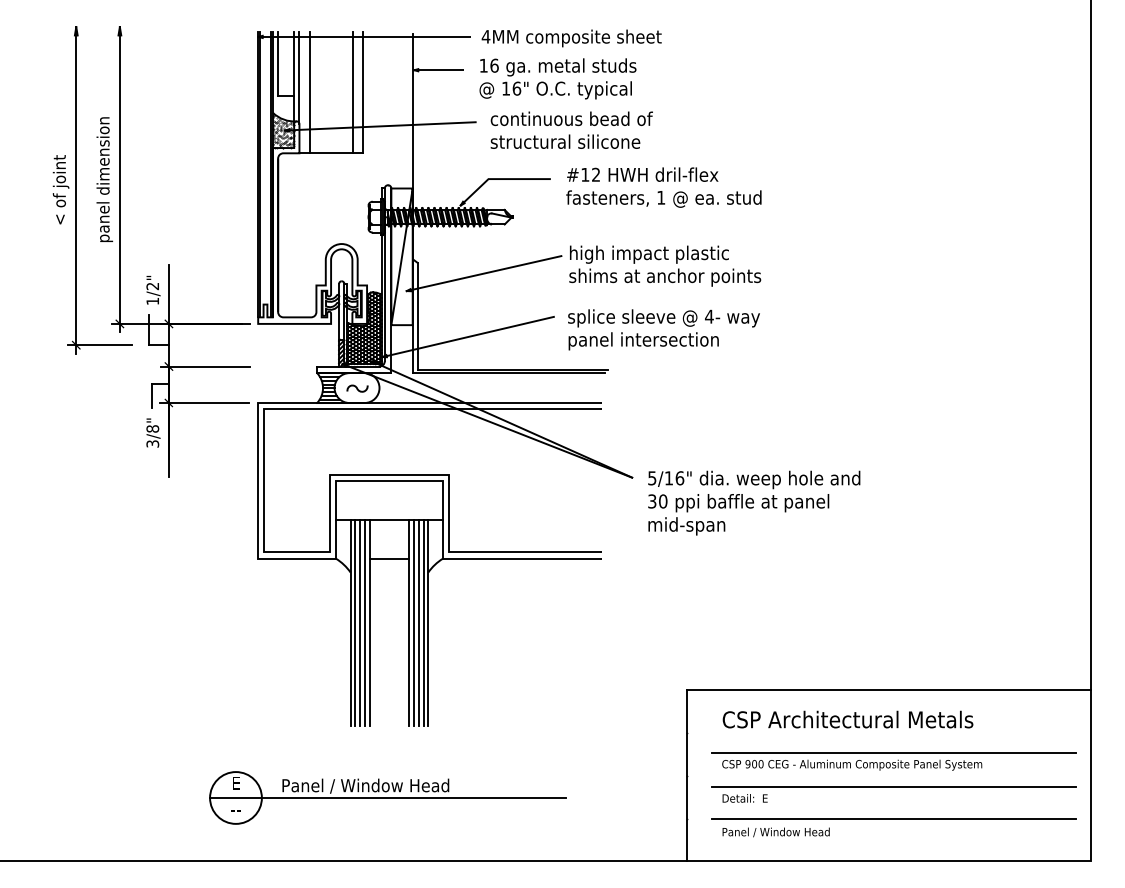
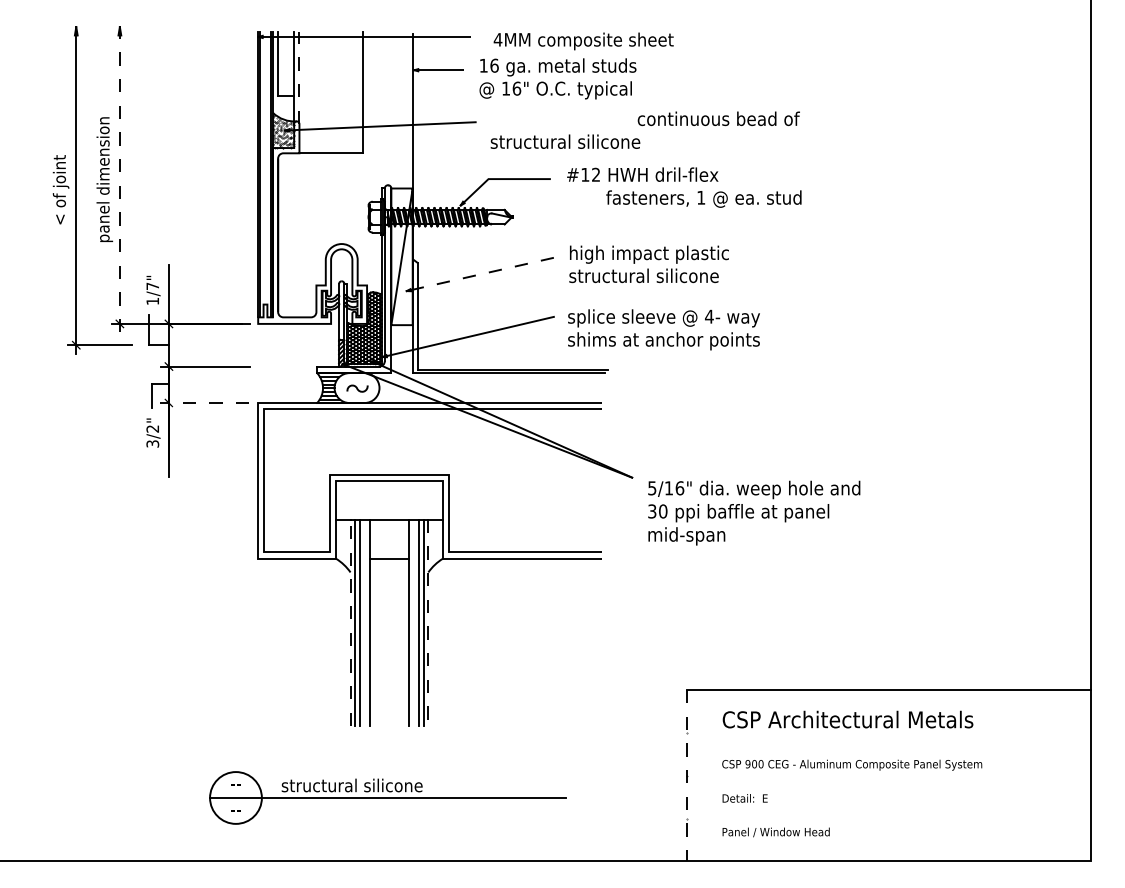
text position: (571, 38) -> (583, 41) (583, 41)
line: solid -> dashed (299, 77)
line: present -> none (310, 92)
line: present -> none (352, 92)
text position: (571, 118) -> (718, 118) (718, 118)
line: solid -> dashed (119, 183)
text position: (663, 198) -> (703, 198) (703, 198)
line: solid -> dashed (486, 273)
text: shims at anchor points -> structural silicone (669, 277)
text: 1/2" -> 1/7" (152, 286)
text: panel intersection -> shims at anchor points (663, 341)
line: solid -> dashed (204, 403)
text: 3/8" -> 3/2" (152, 428)
text position: (754, 502) -> (754, 512) (754, 512)
line: solid -> dashed (350, 622)
line: present -> none (365, 622)
line: present -> none (413, 622)
line: solid -> dashed (428, 623)
line: present -> none (893, 752)
line: solid -> dashed (687, 775)
text: E -> -- (235, 783)
text: Panel / Window Head -> structural silicone (365, 785)
line: present -> none (893, 787)
line: present -> none (893, 819)
